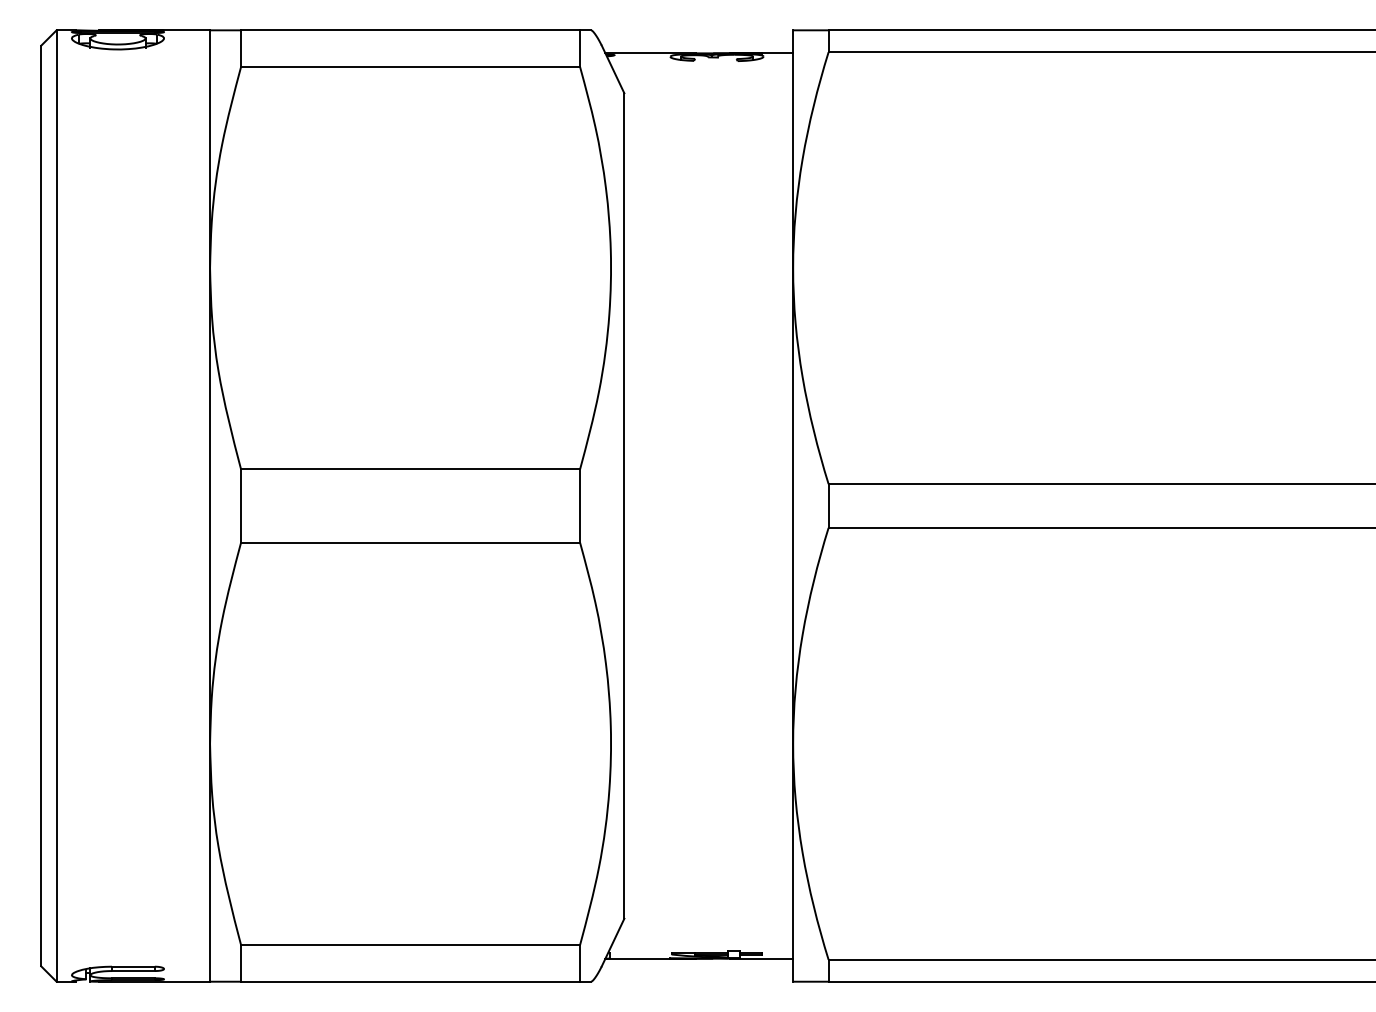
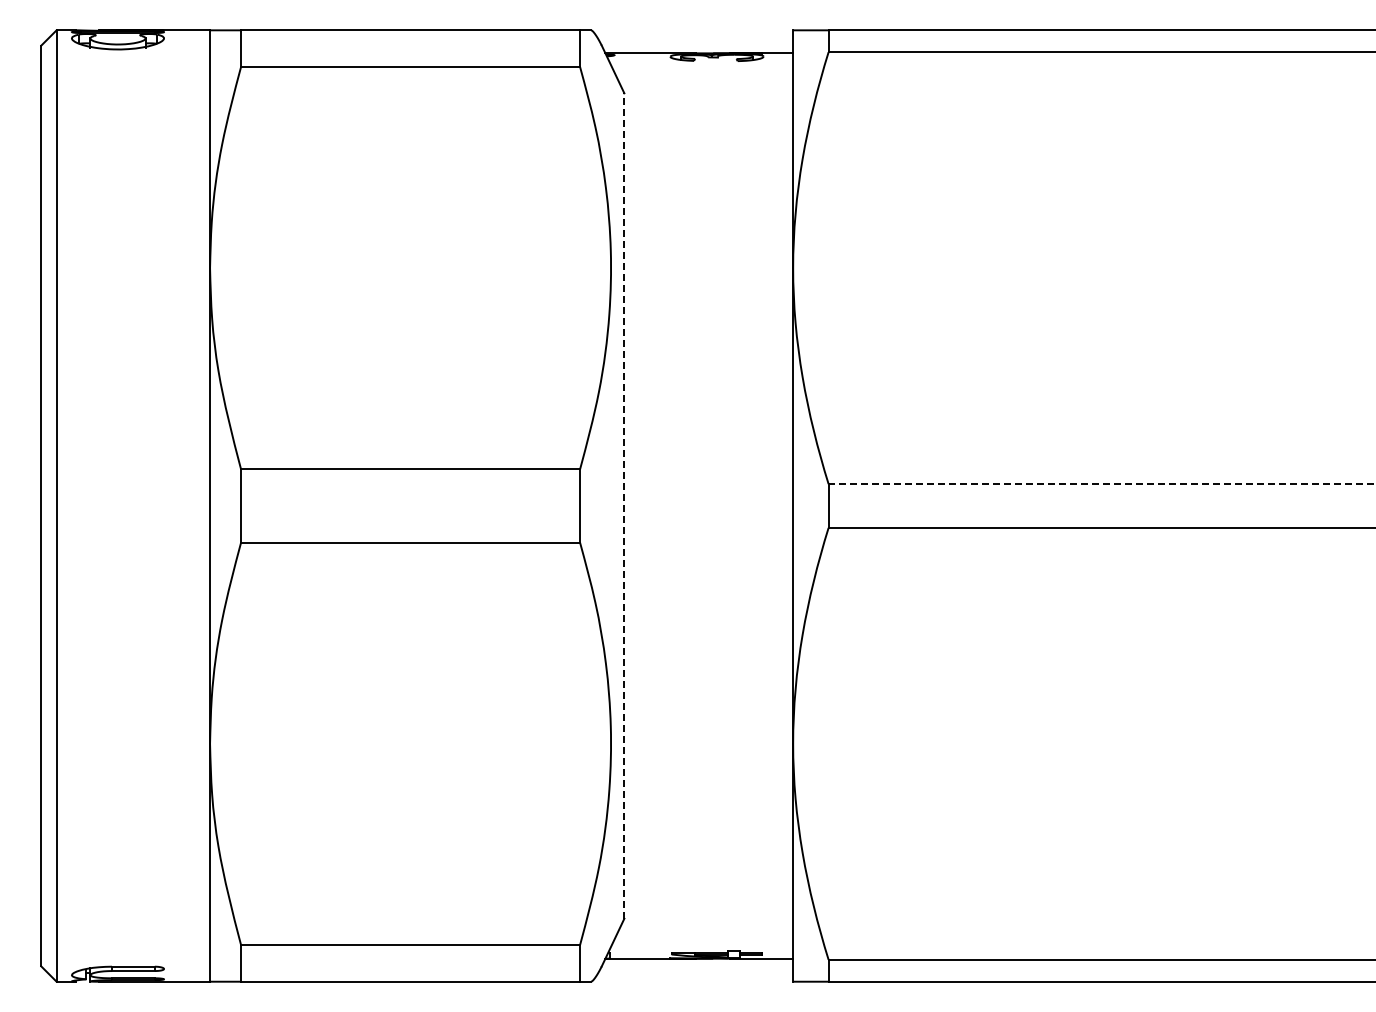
line: solid -> dashed (1101, 484)
line: solid -> dashed (624, 506)
